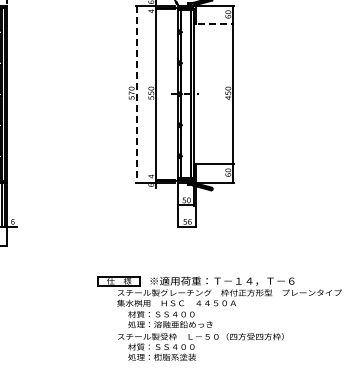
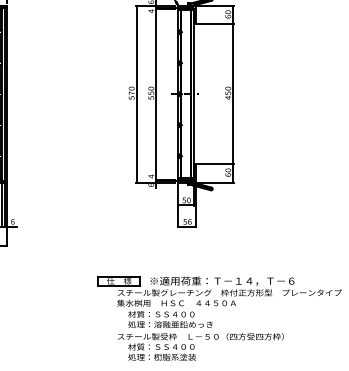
line: dashed -> solid (216, 24)
line: dashed -> solid (136, 94)
